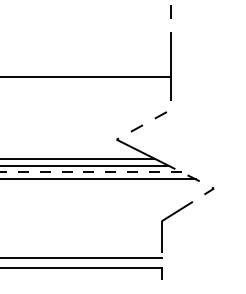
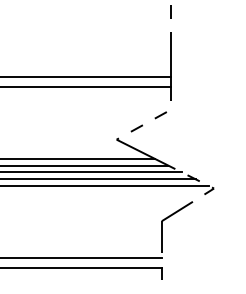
line: none -> present (86, 87)
line: dashed -> solid (90, 172)
line: none -> present (105, 186)
